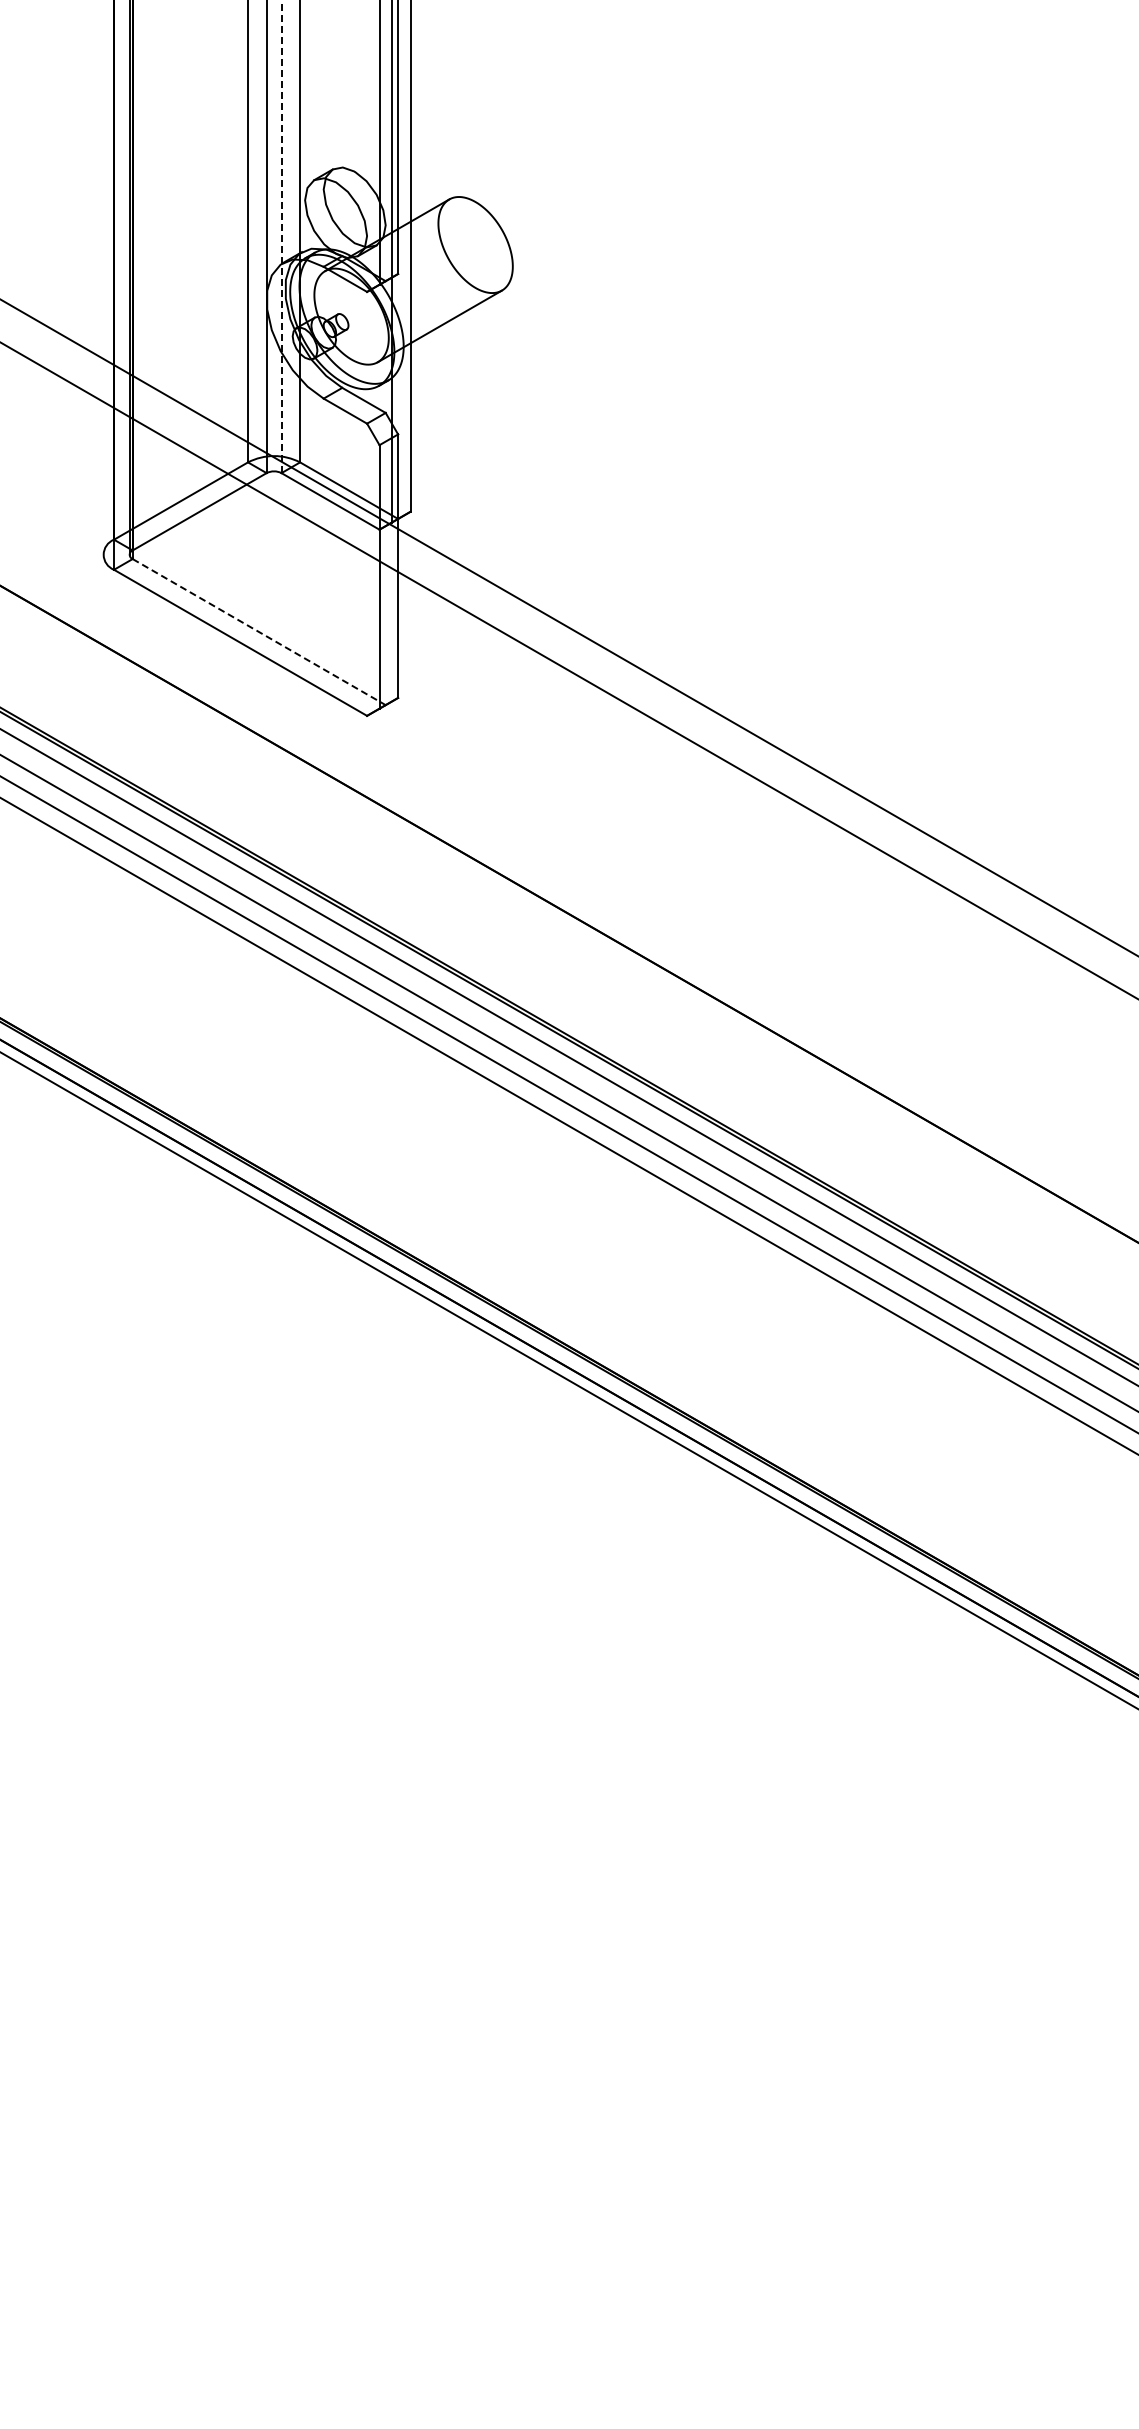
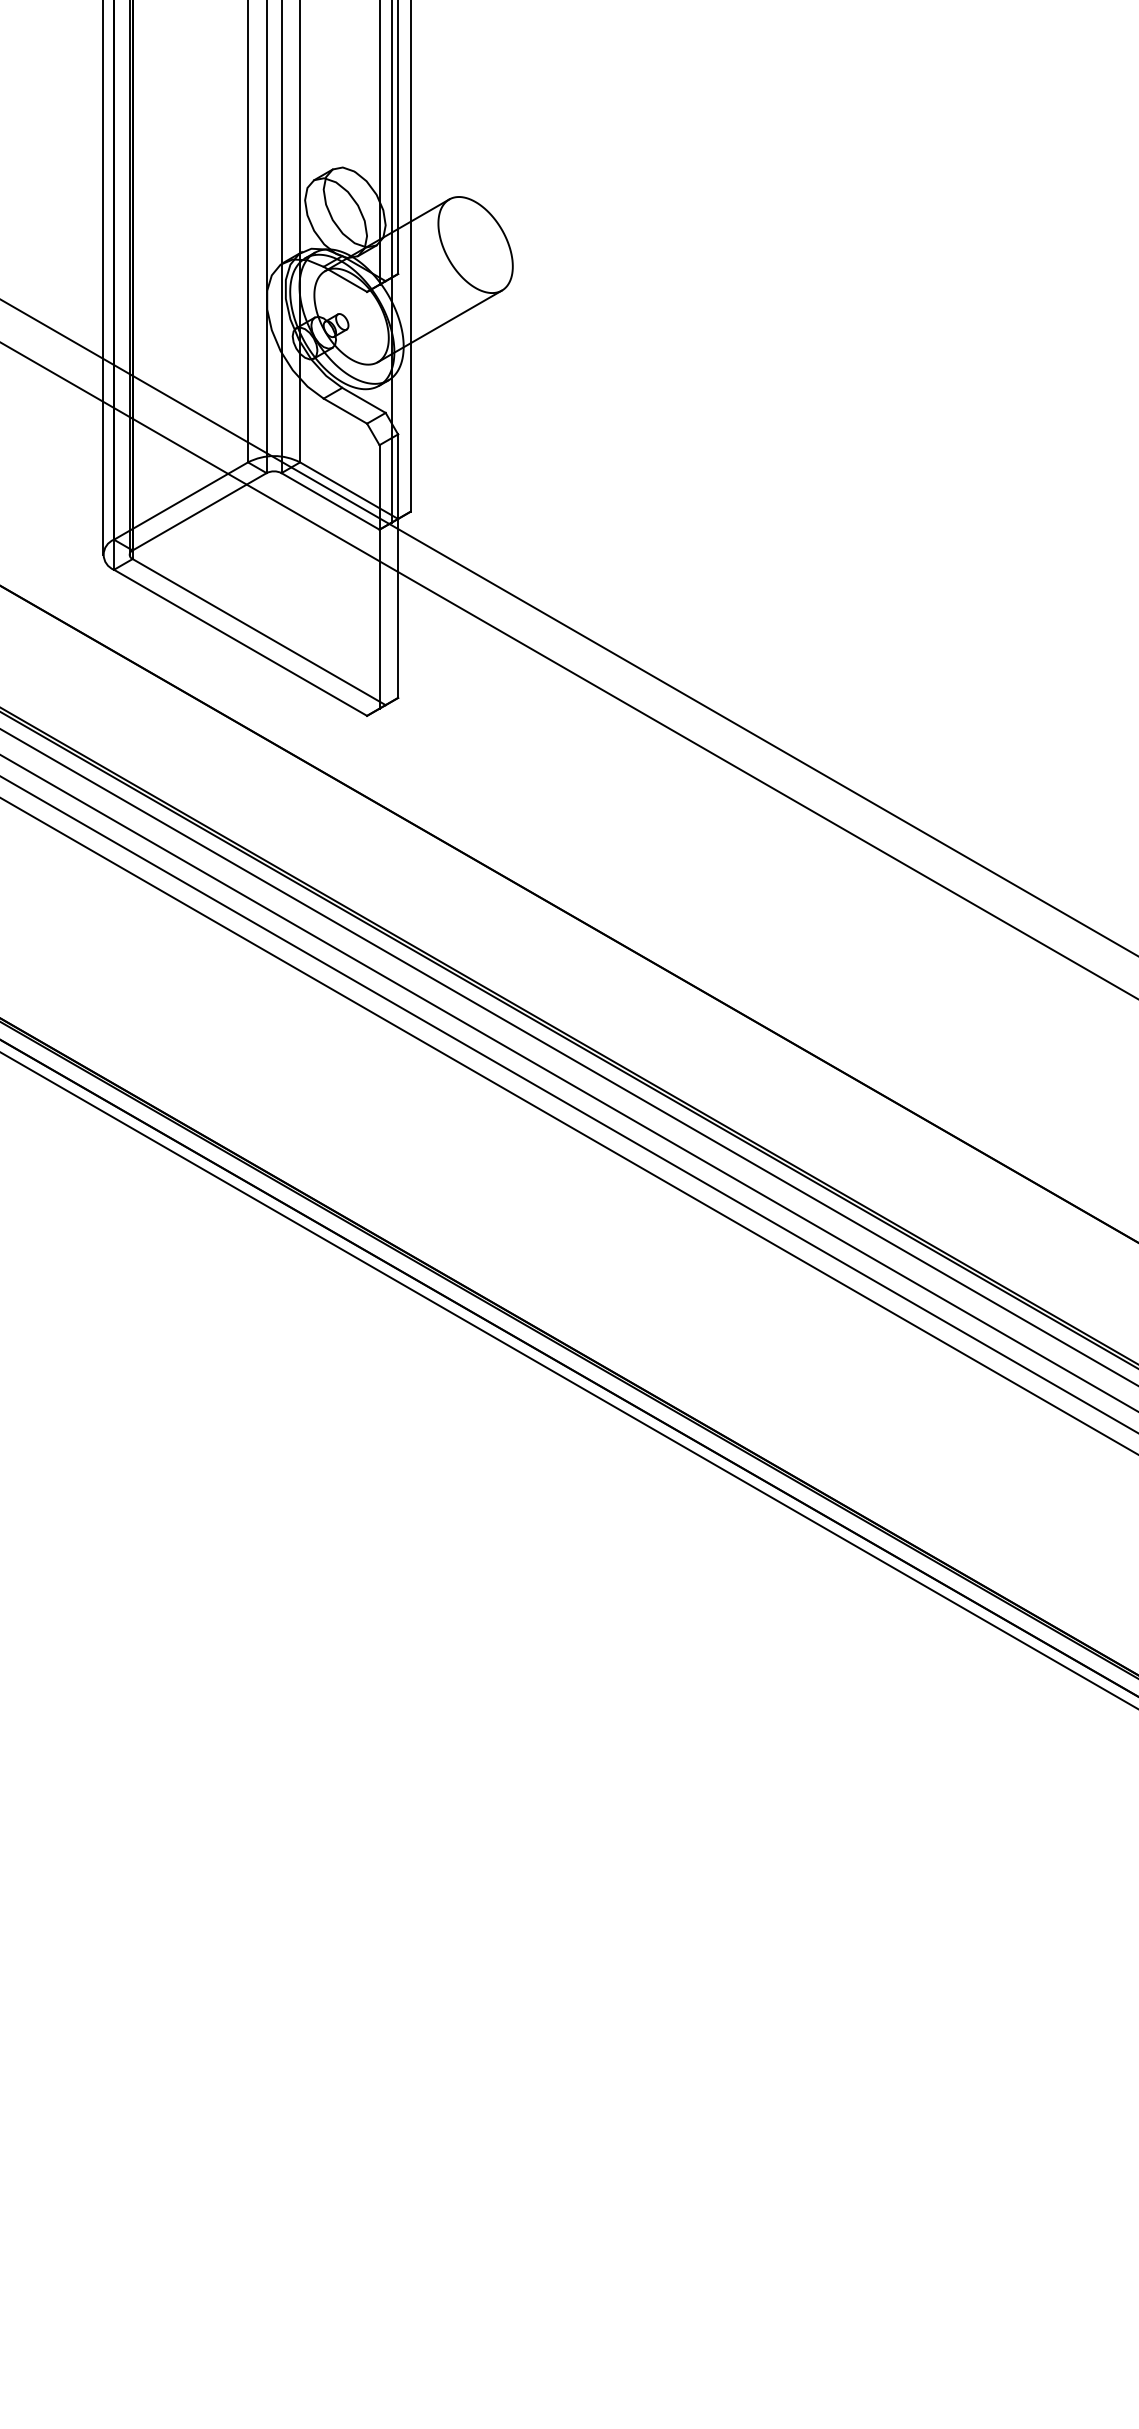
line: dashed -> solid (281, 236)
line: none -> present (103, 278)
line: dashed -> solid (259, 632)
